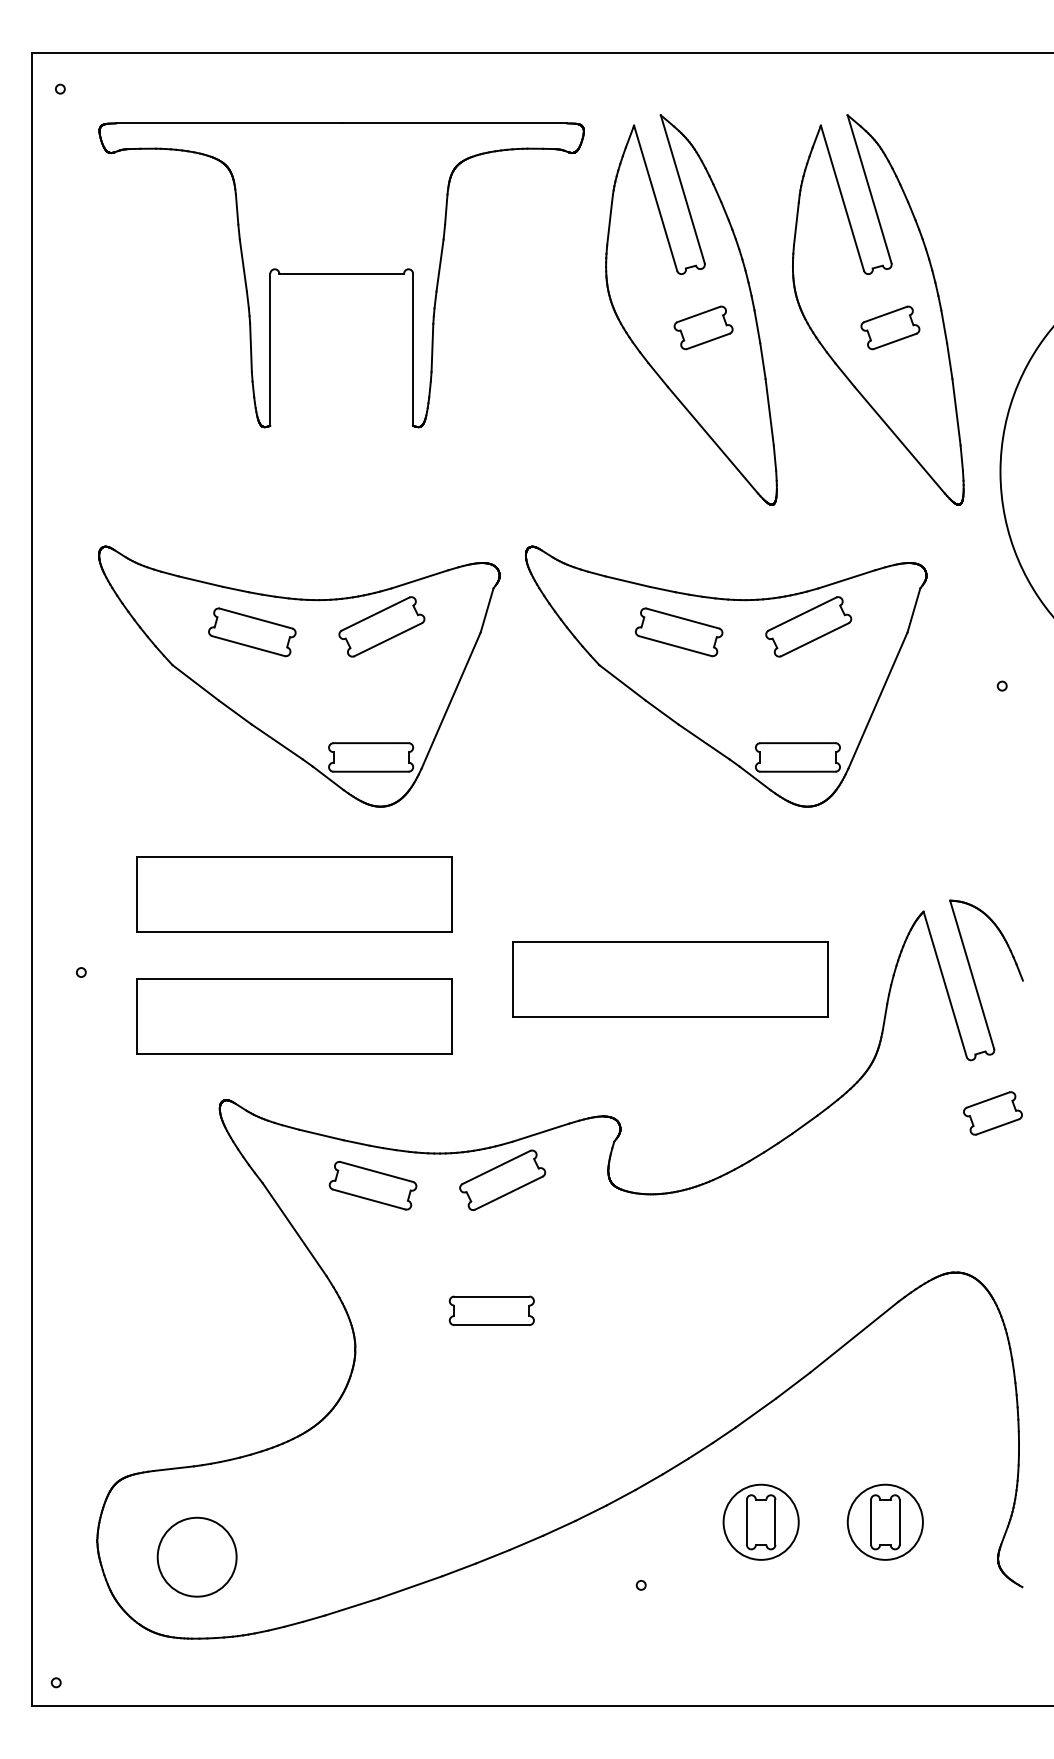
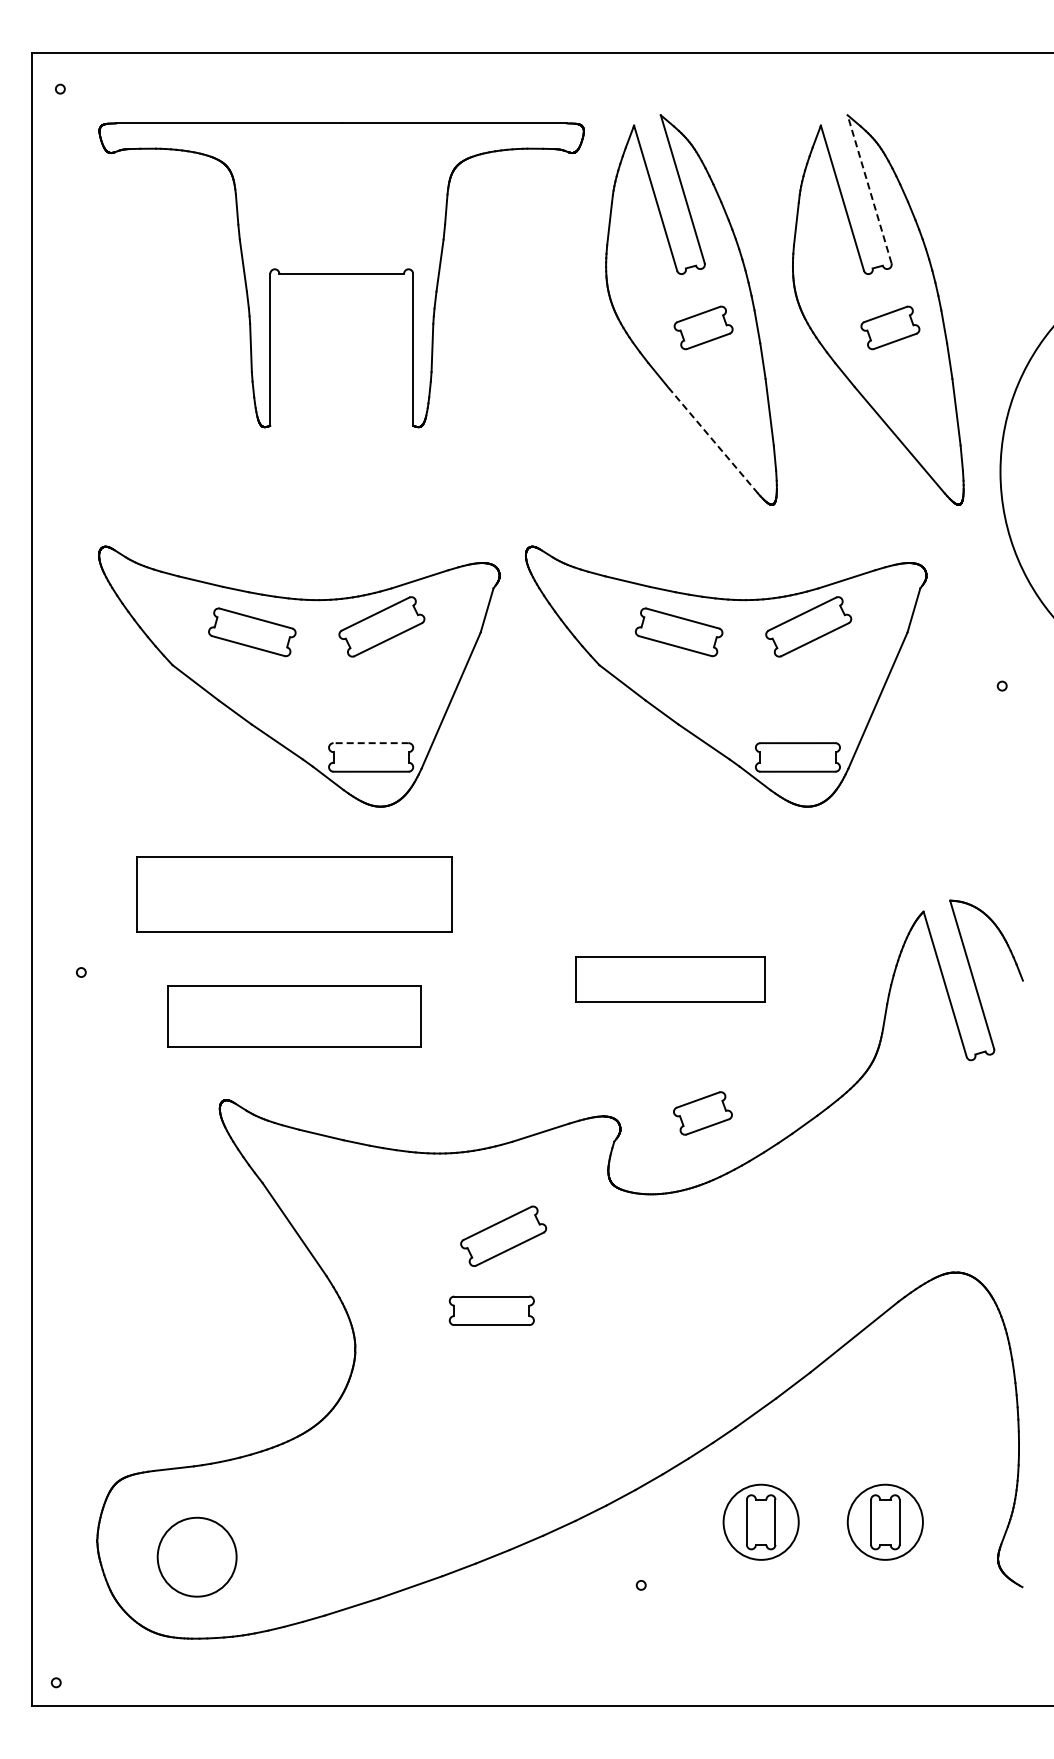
line: solid -> dashed (869, 188)
line: solid -> dashed (713, 440)
line: solid -> dashed (371, 743)
part size: 317x77 px -> 191x47 px (670, 979)
part size: 317x77 px -> 255x63 px (294, 1016)
part position: (992, 1113) -> (702, 1113) (702, 1113)
part position: (502, 1179) -> (503, 1235) (503, 1235)
part: present -> none (372, 1185)
